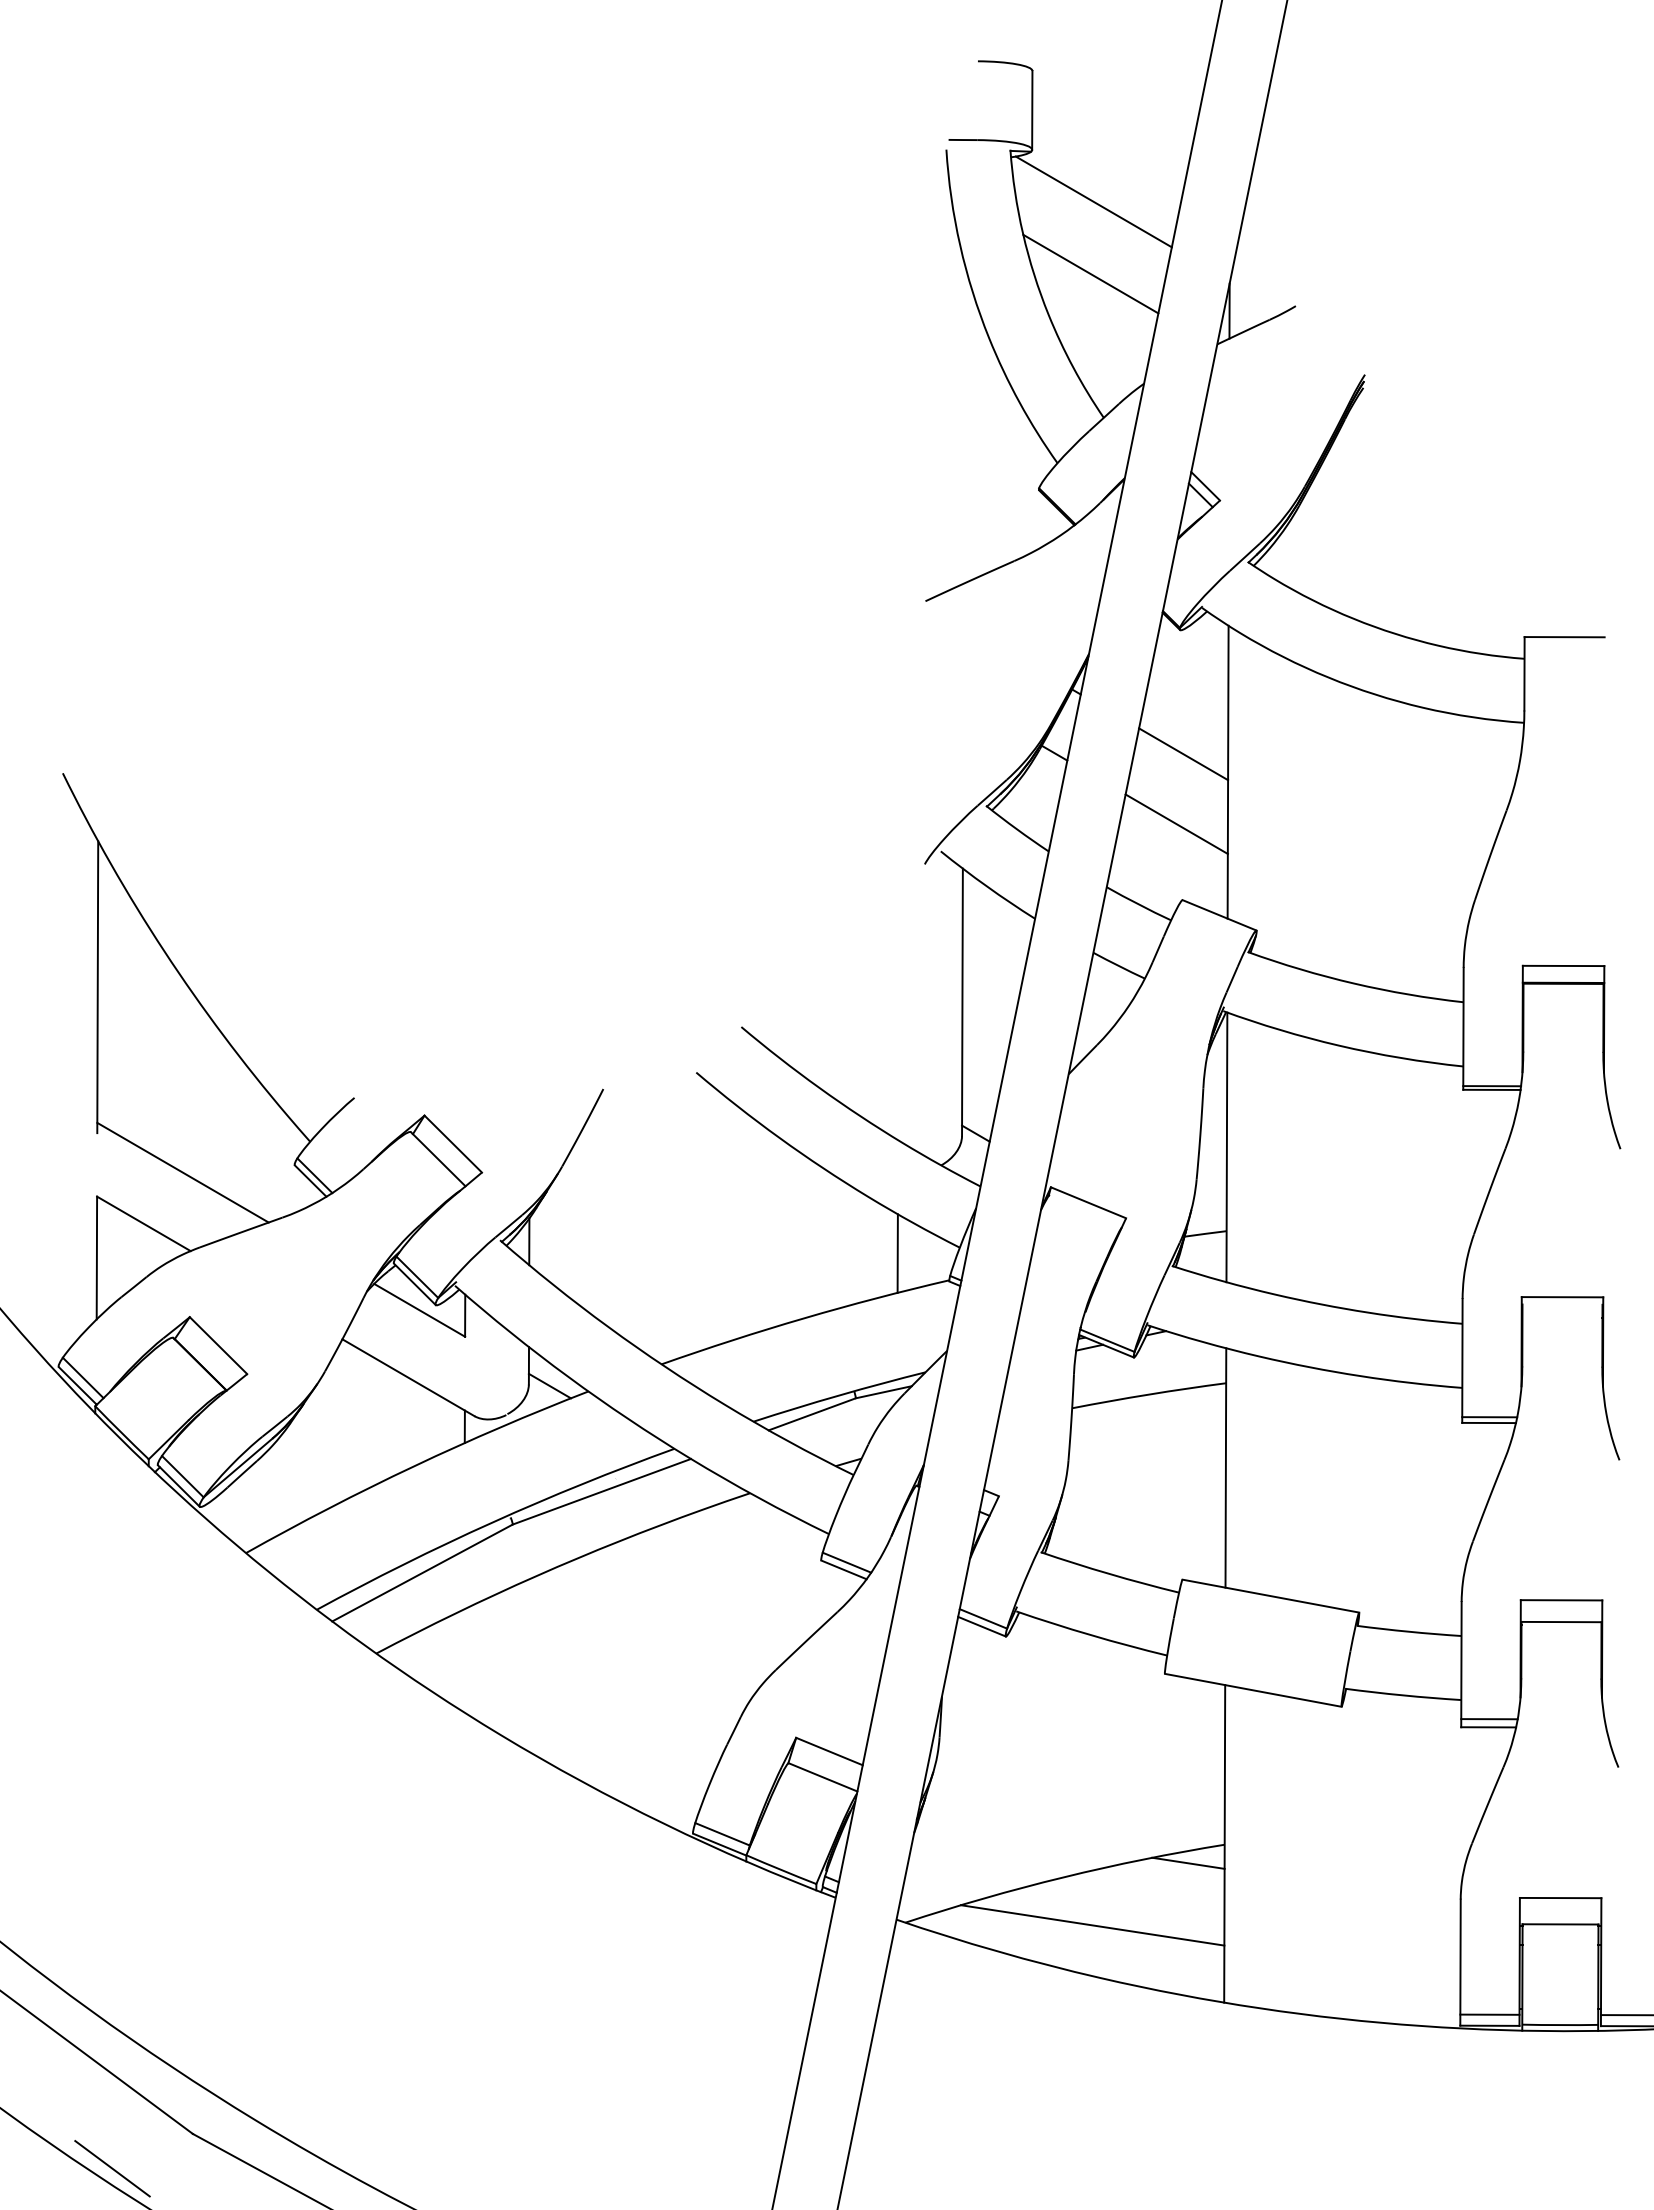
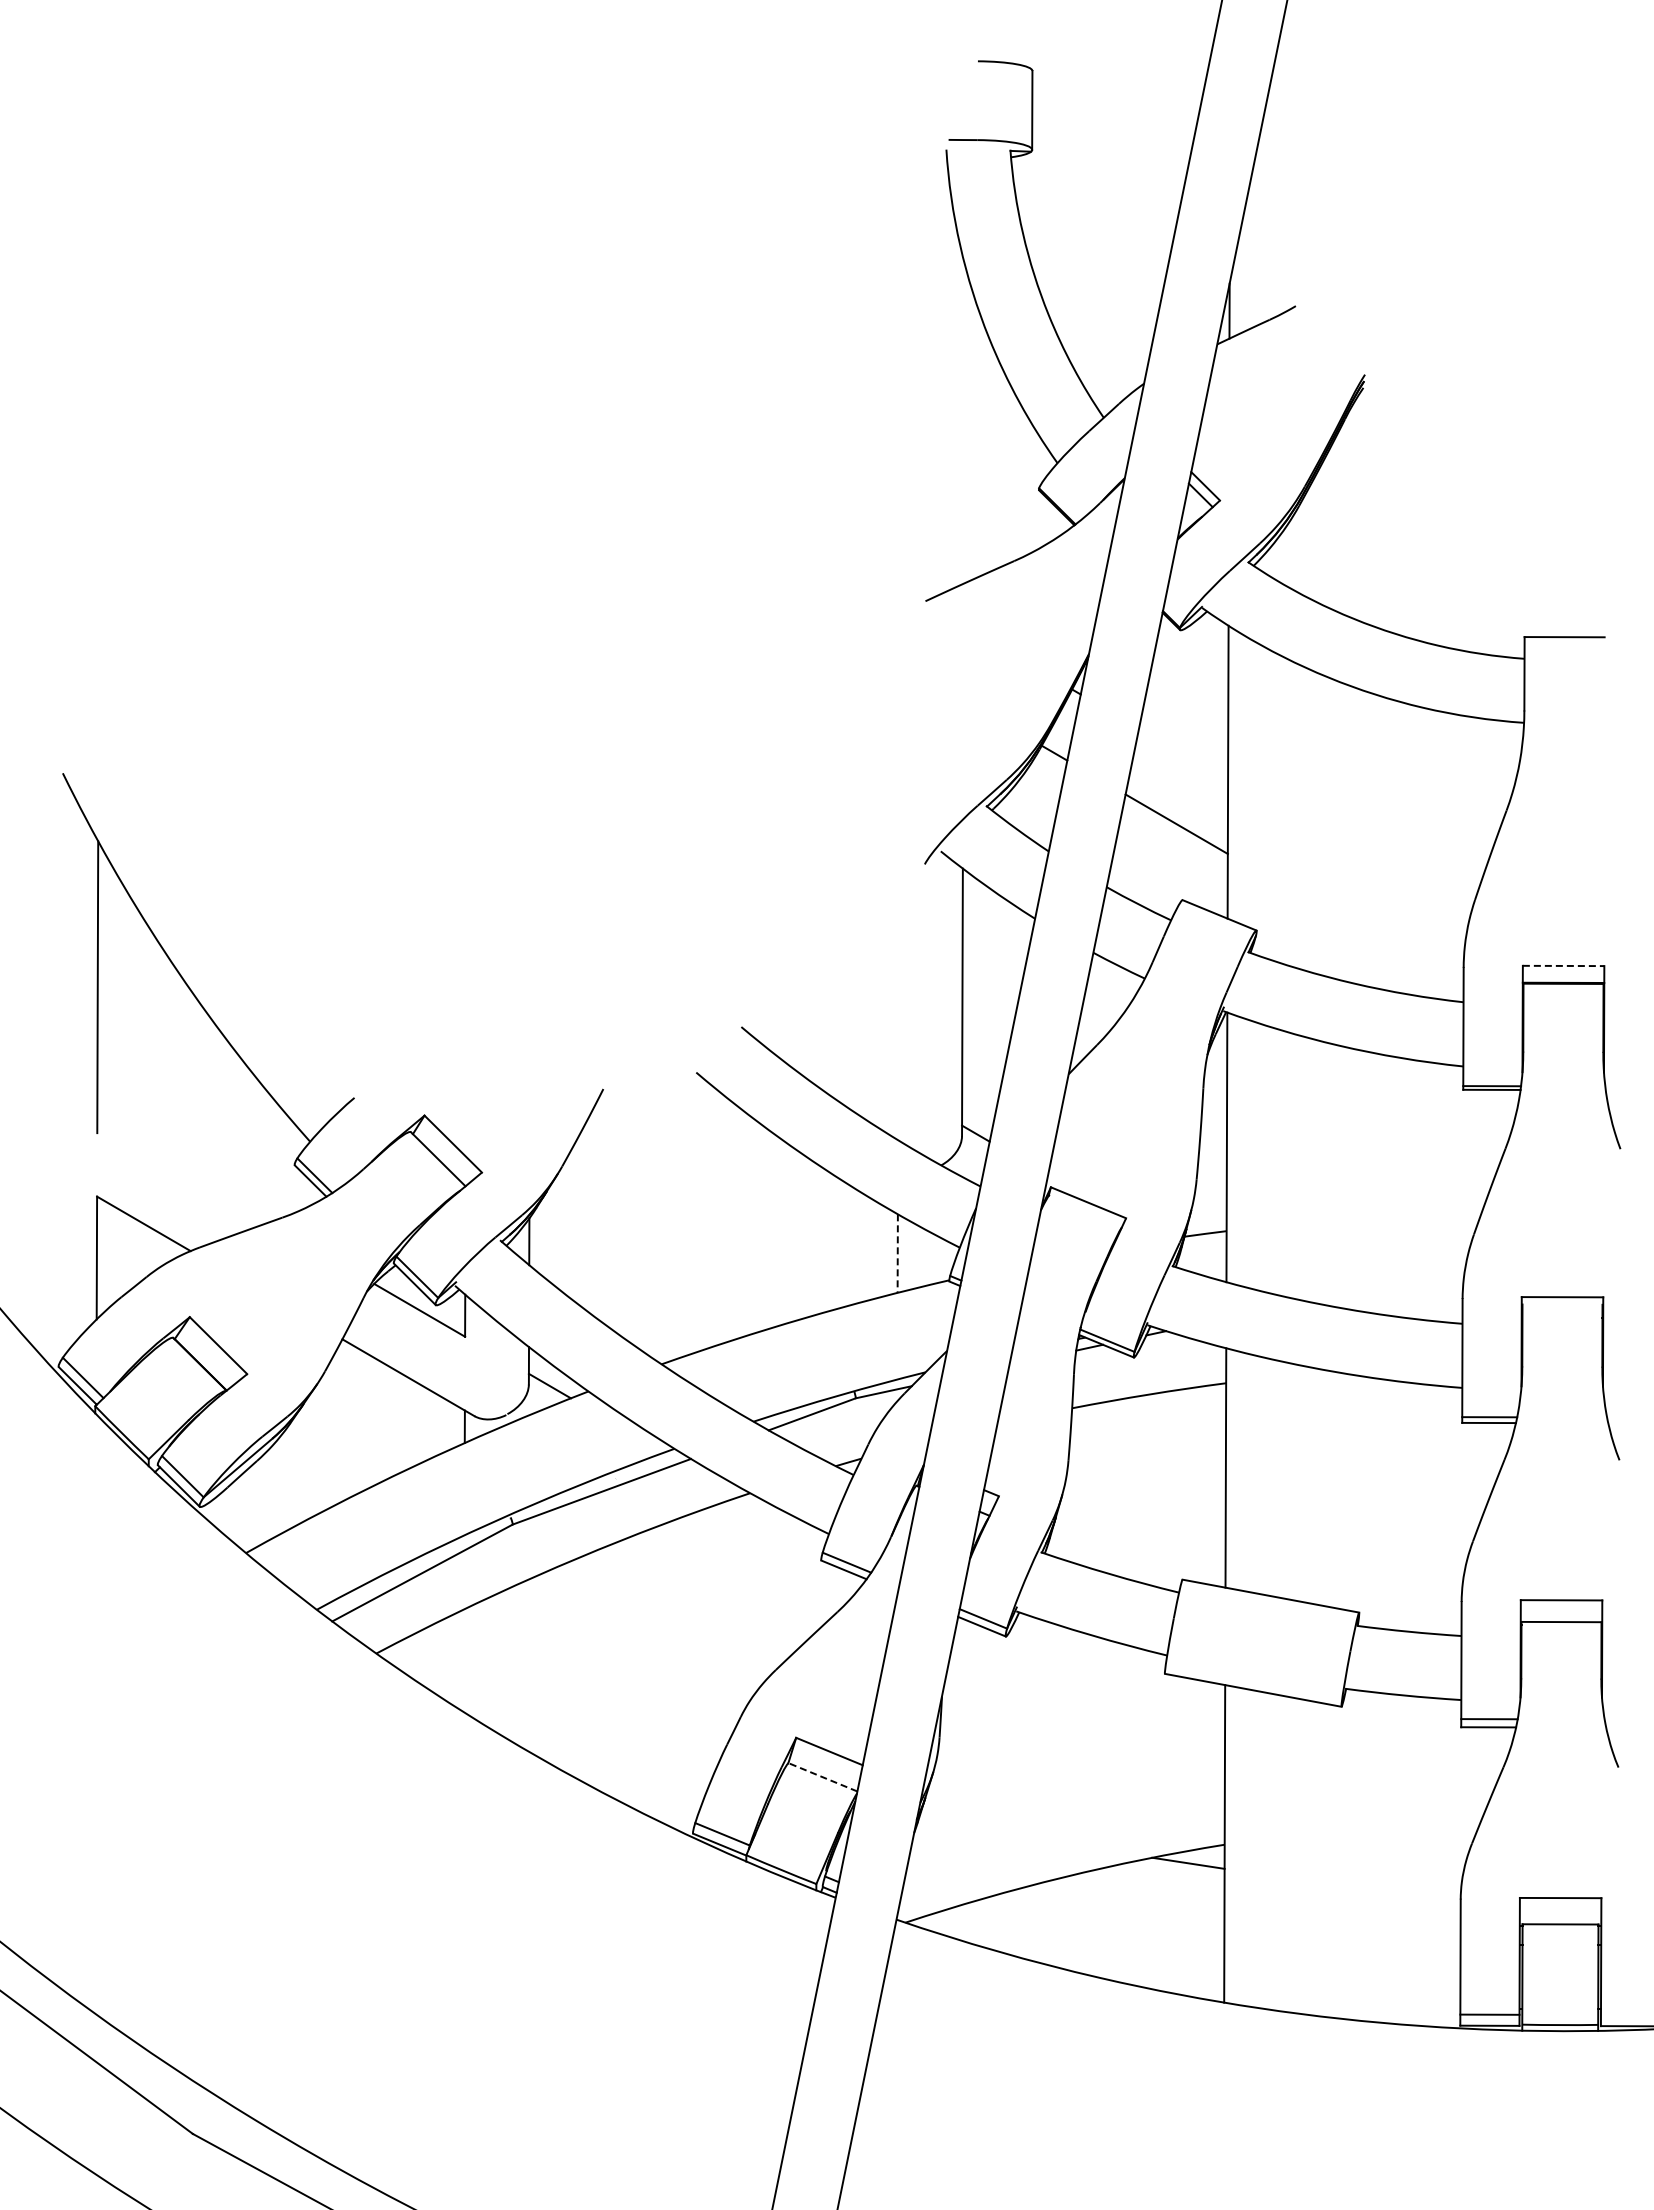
line: present -> none (1093, 201)
line: present -> none (1090, 273)
line: present -> none (1183, 754)
line: solid -> dashed (1563, 965)
line: present -> none (182, 1172)
line: solid -> dashed (897, 1254)
line: solid -> dashed (822, 1777)
line: present -> none (1092, 1925)
line: present -> none (1625, 2015)
line: present -> none (112, 2168)
